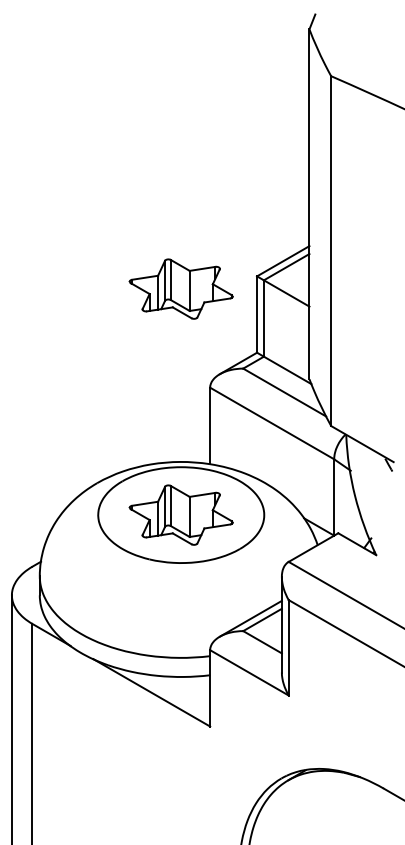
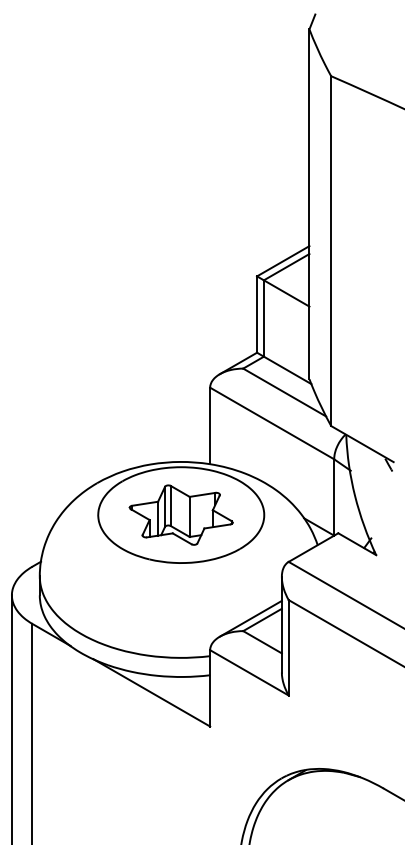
part: present -> none (180, 288)
